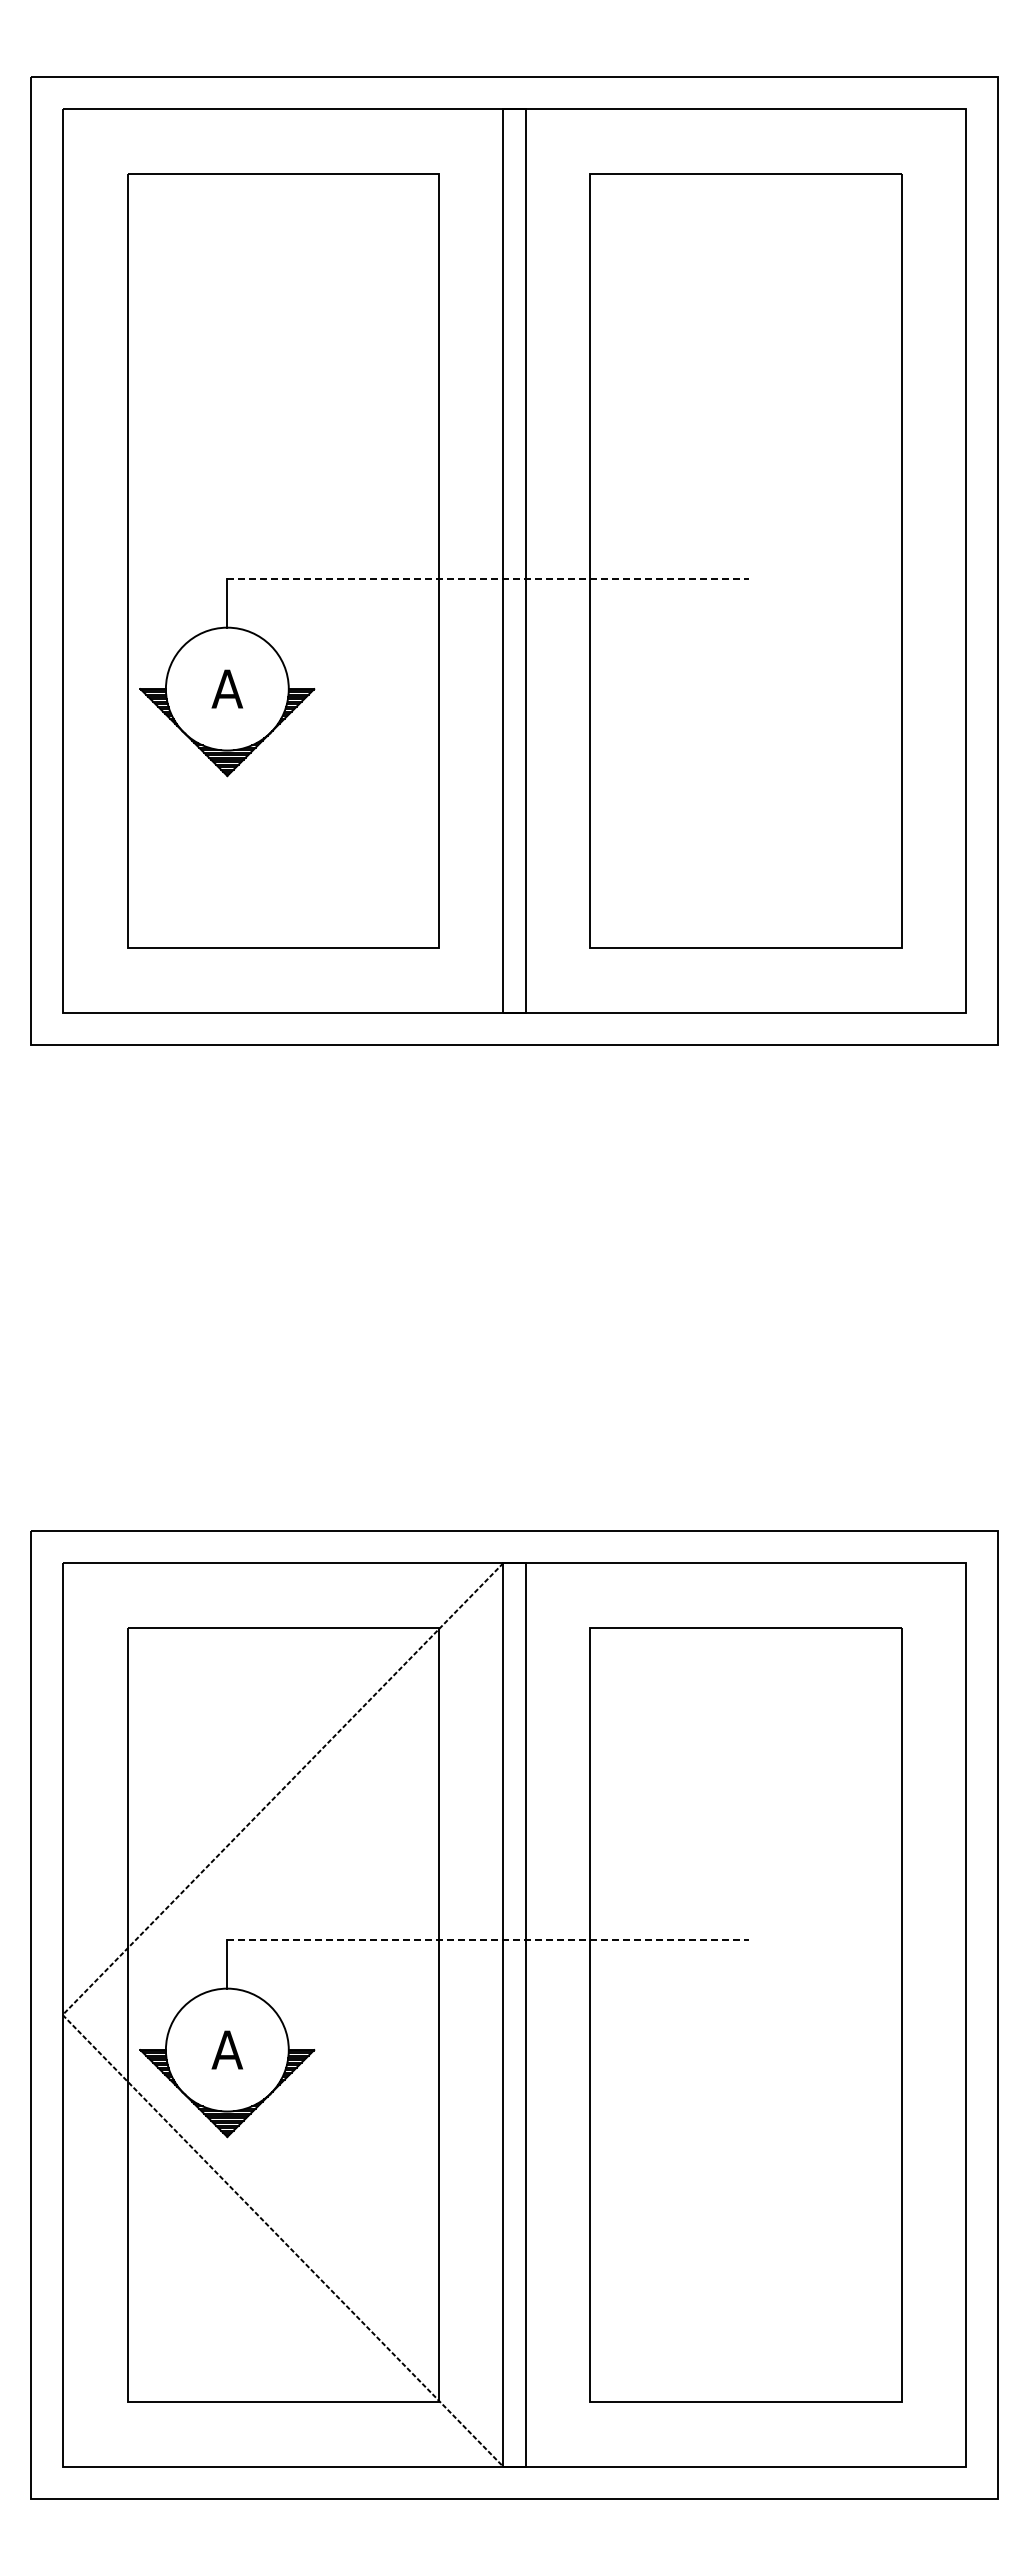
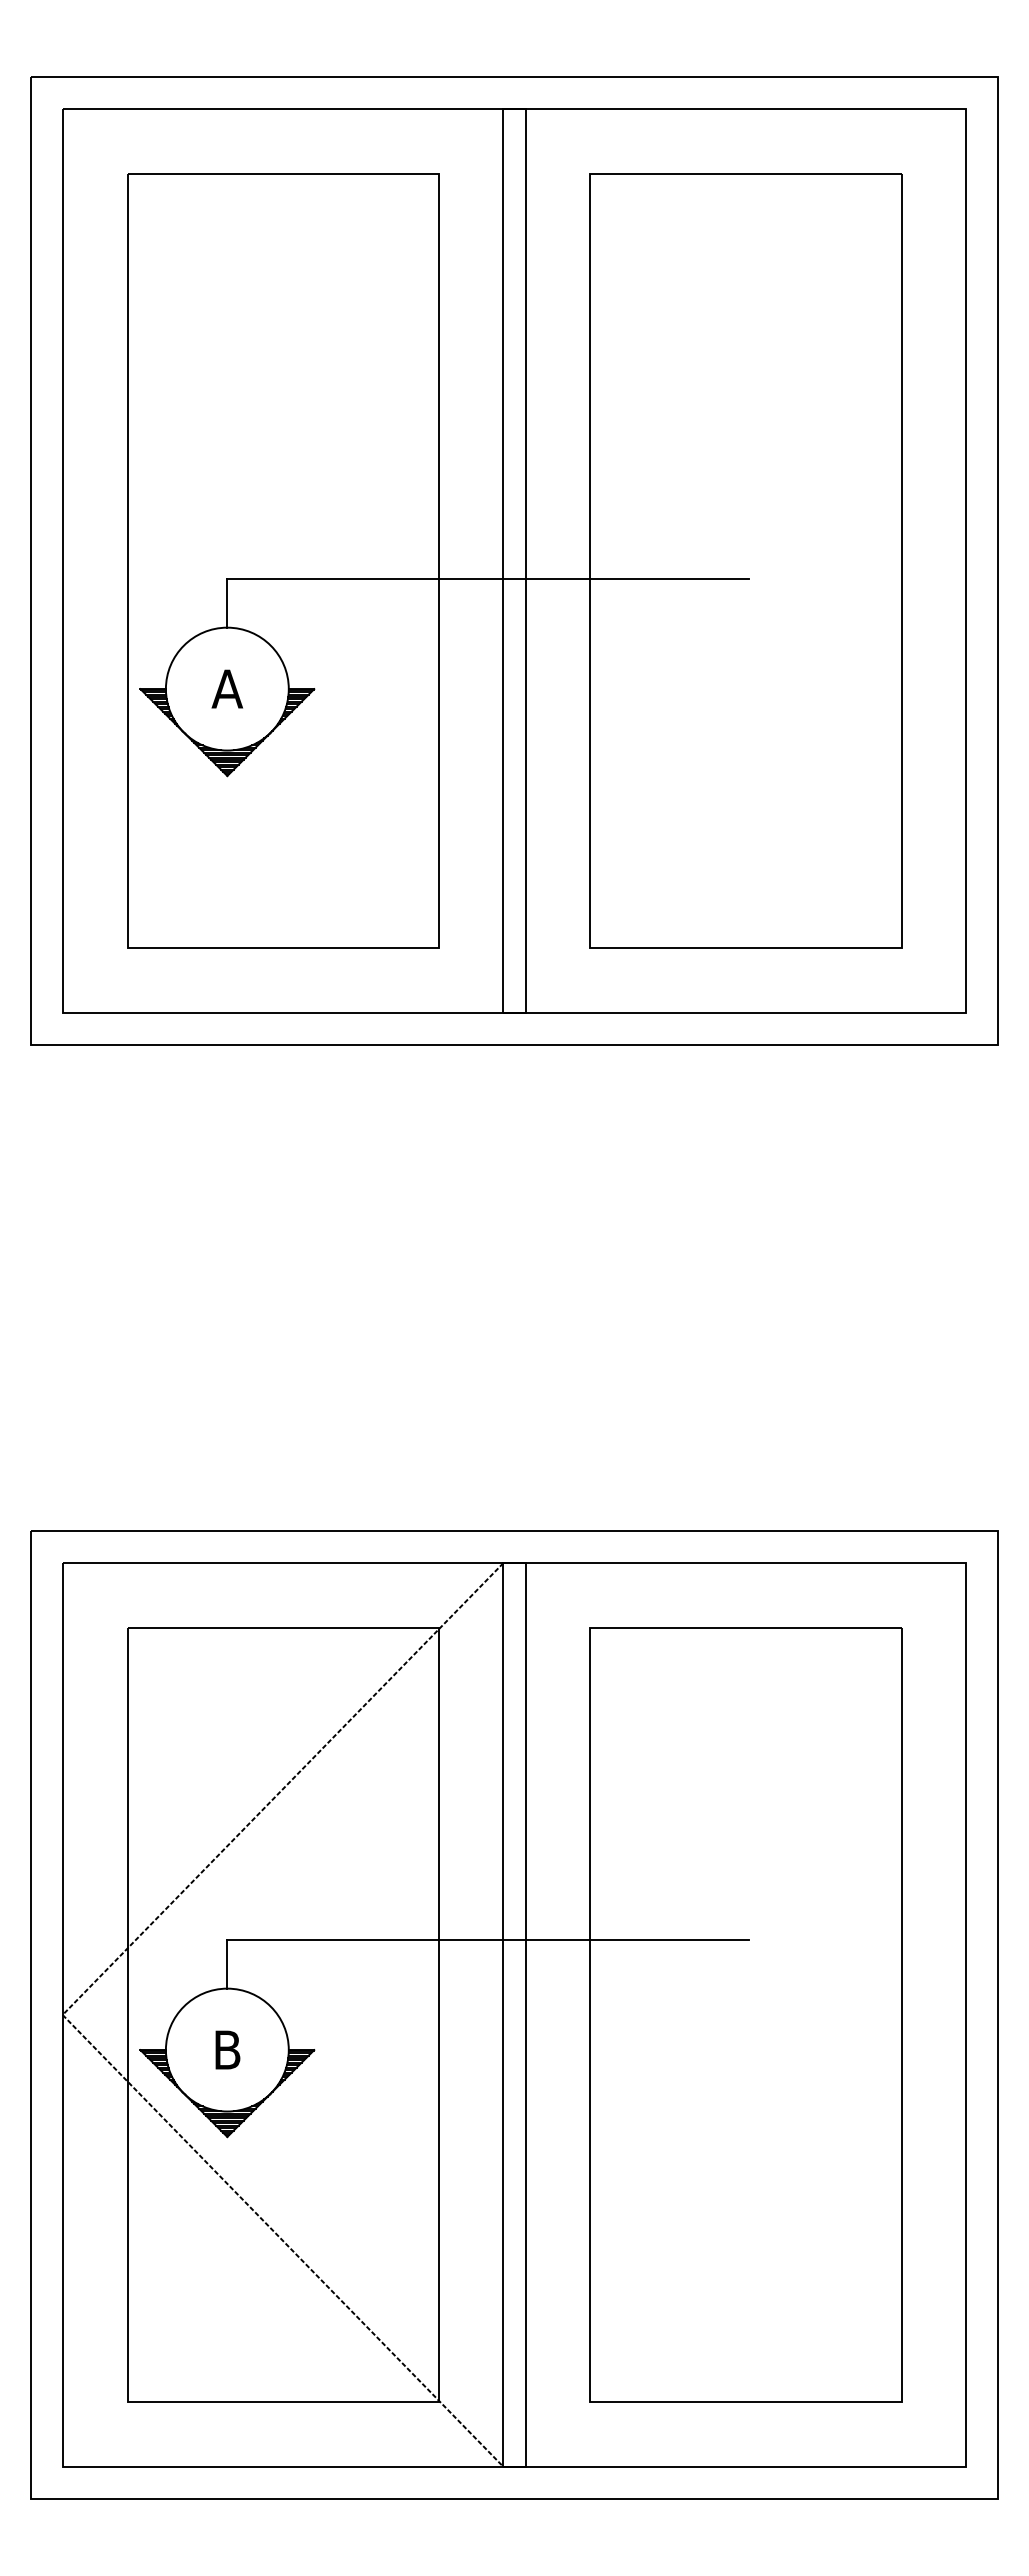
line: dashed -> solid (488, 579)
line: dashed -> solid (488, 1940)
text: A -> B (227, 2049)
